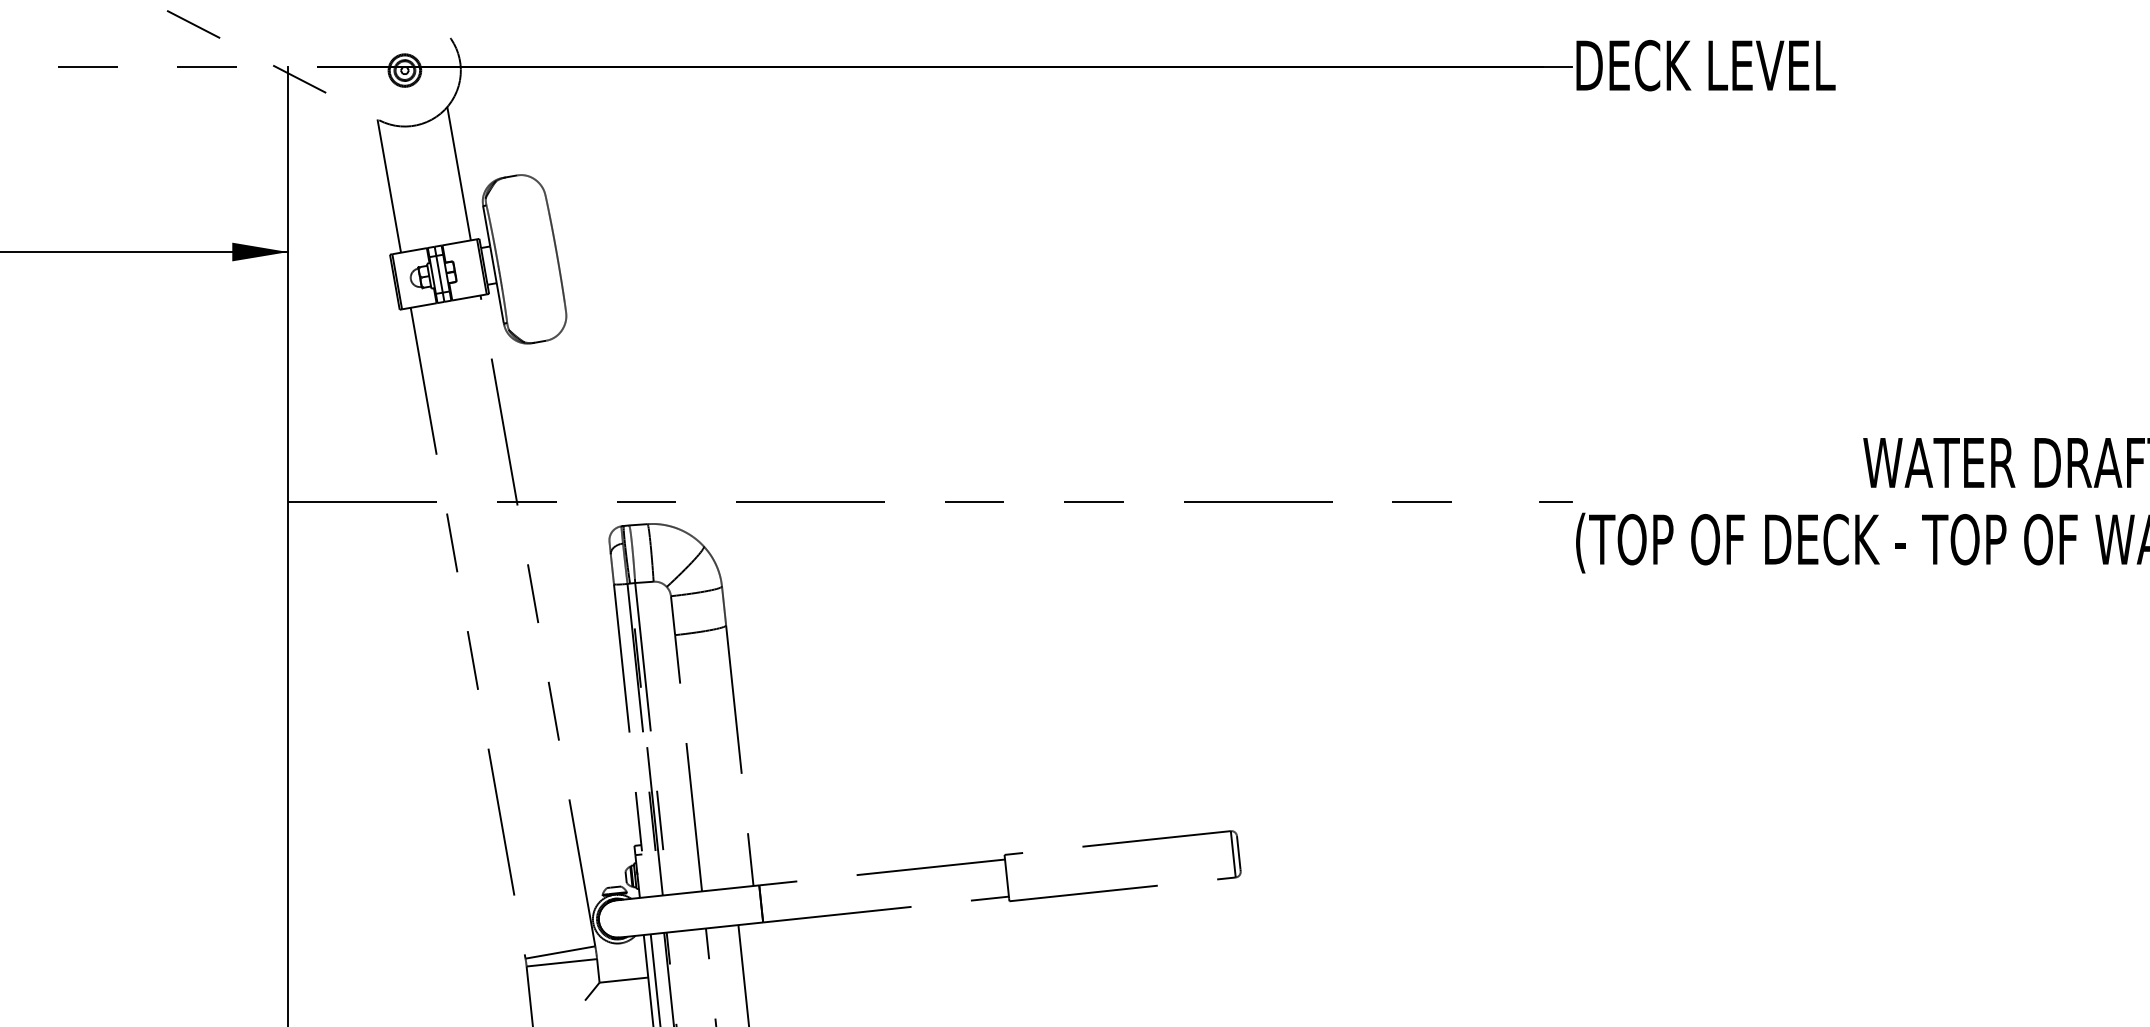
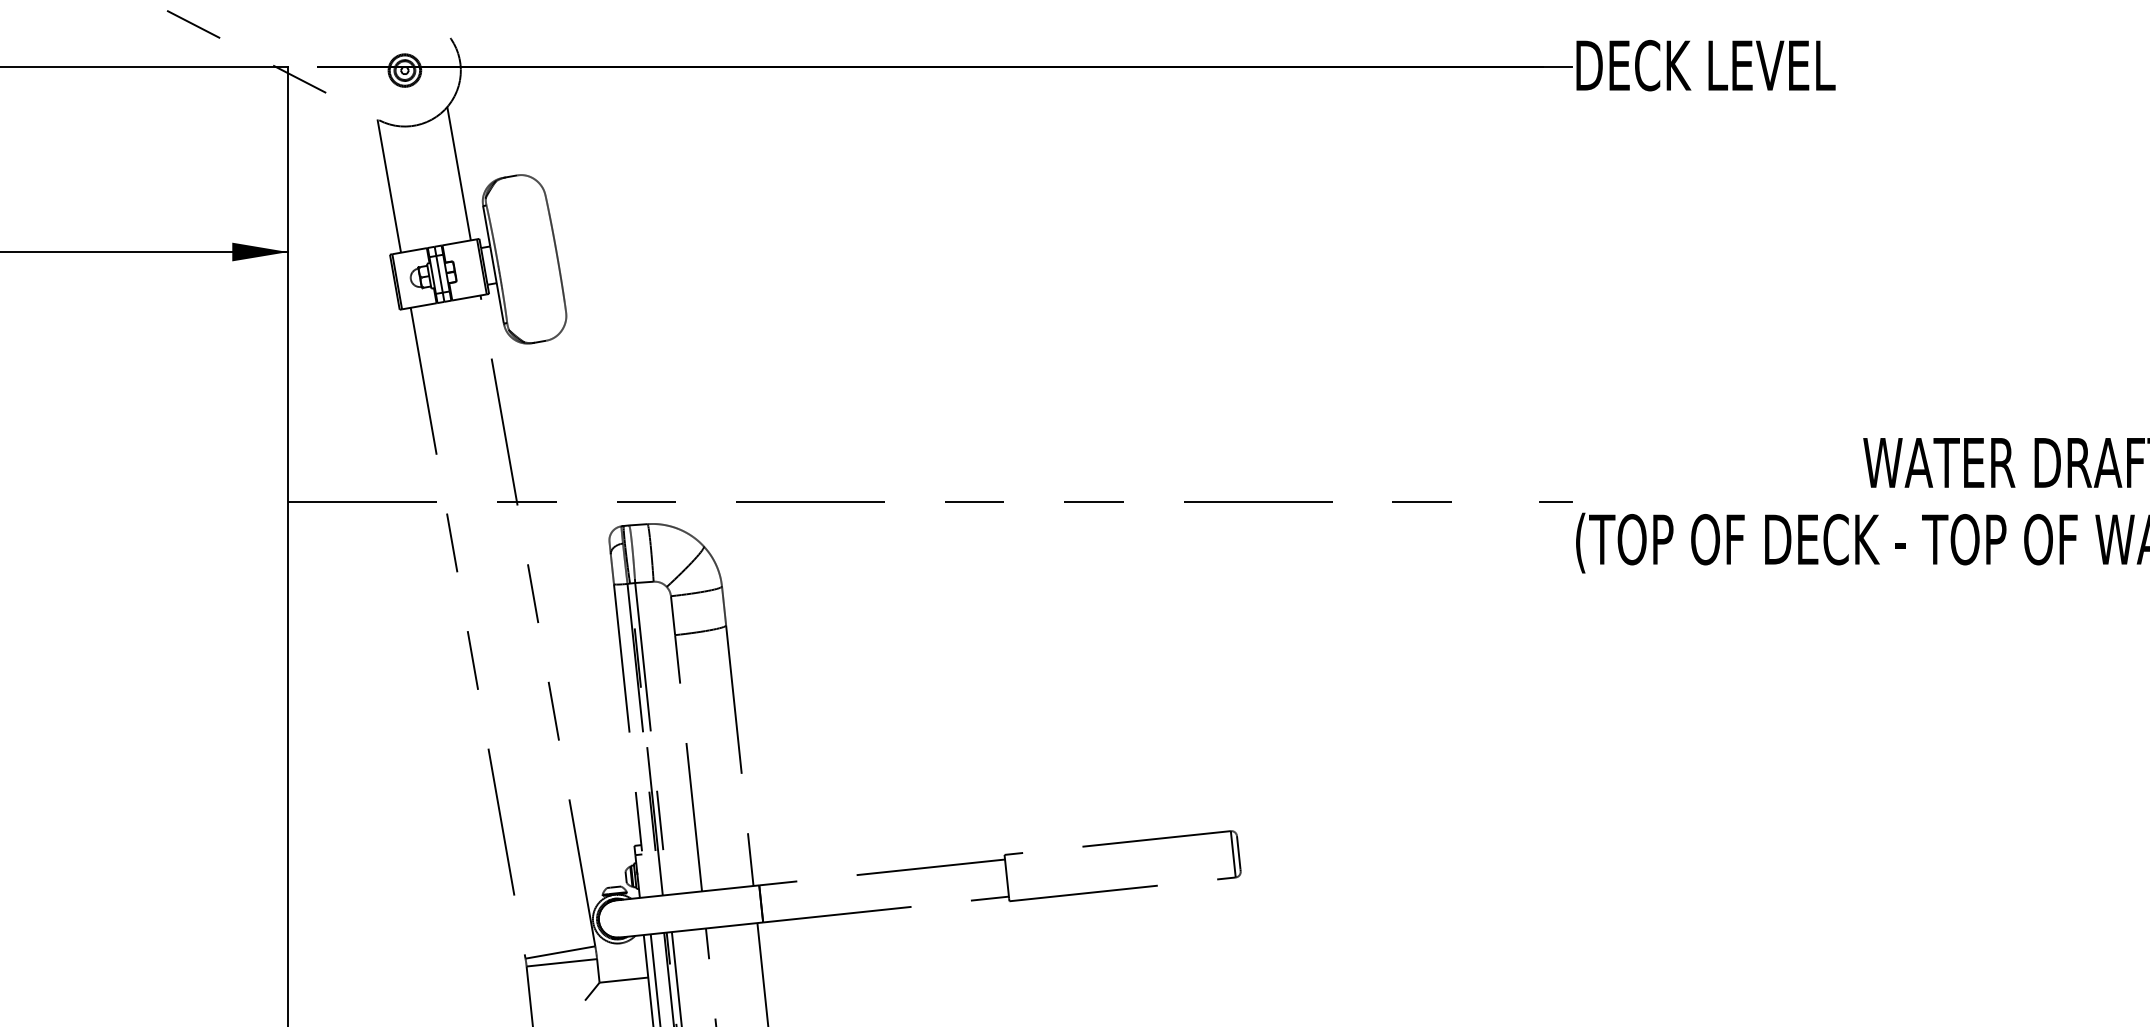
line: dashed -> solid (144, 66)
line position: (743, 974) -> (762, 973) (762, 973)
line: none -> present (676, 977)
